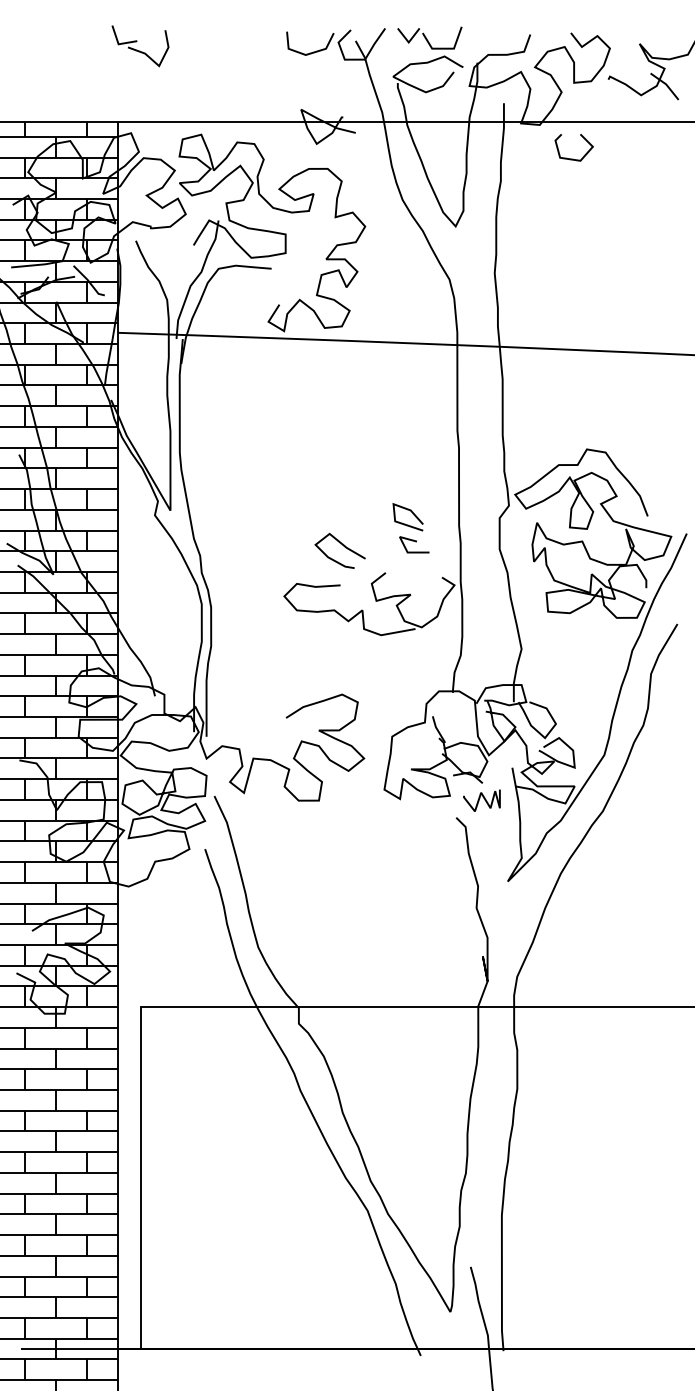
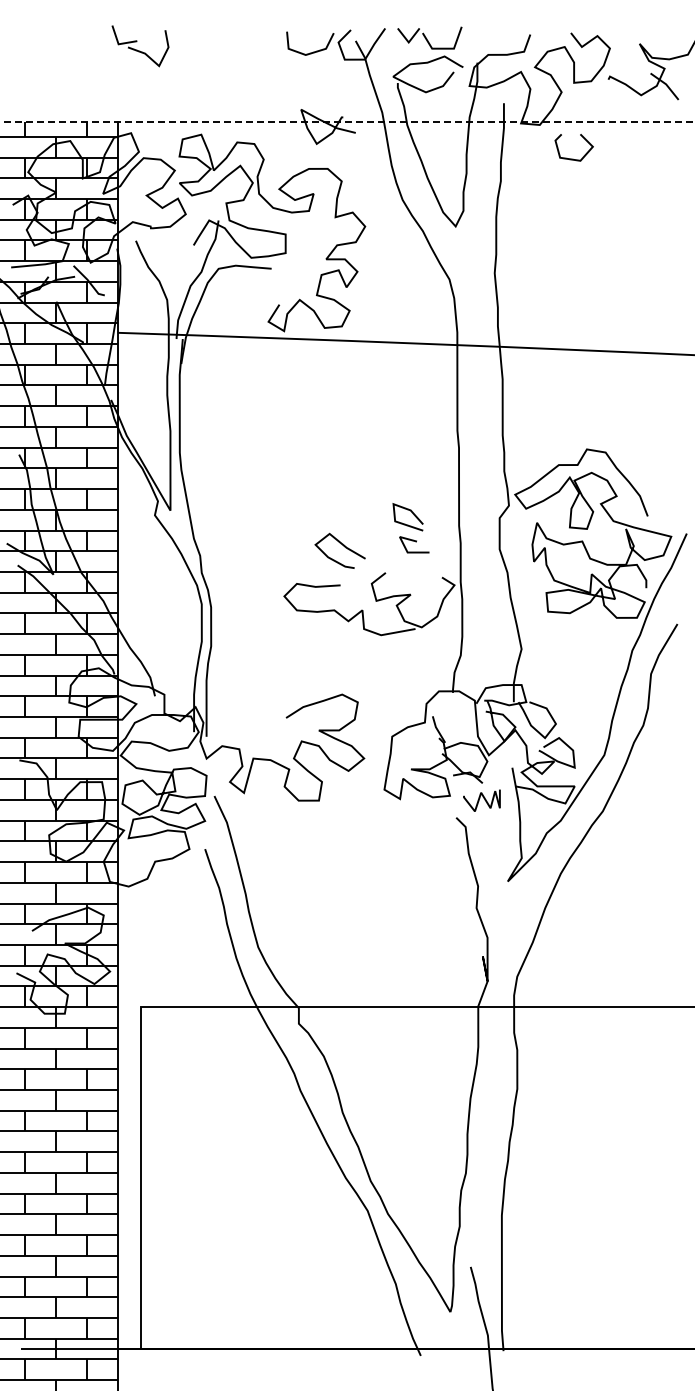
line: solid -> dashed (347, 121)
